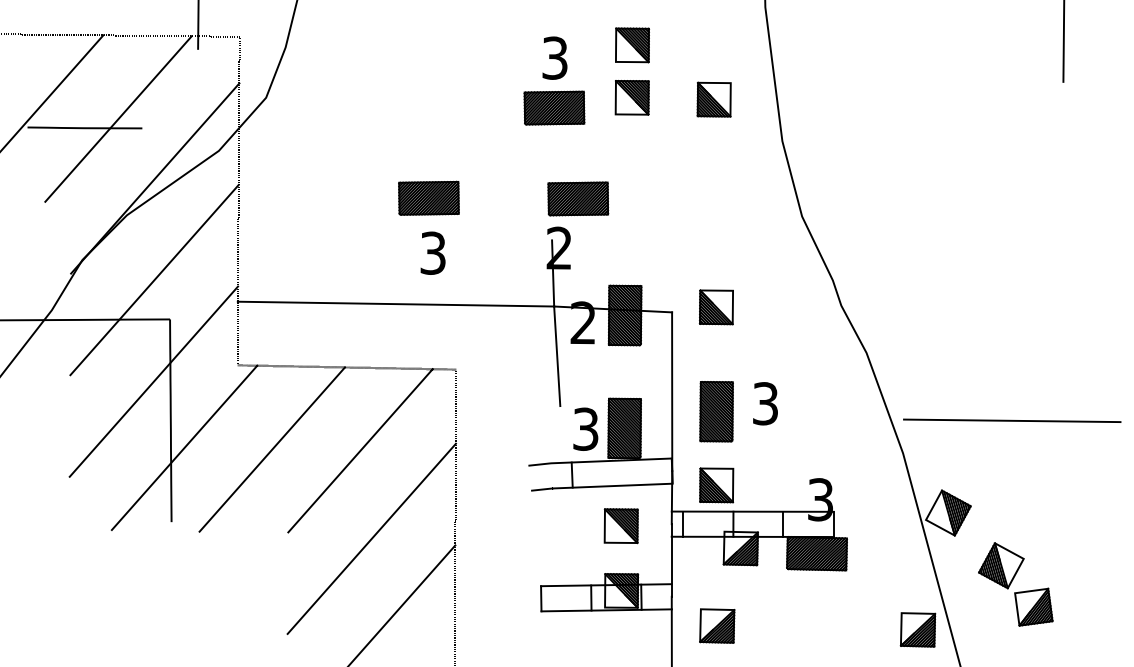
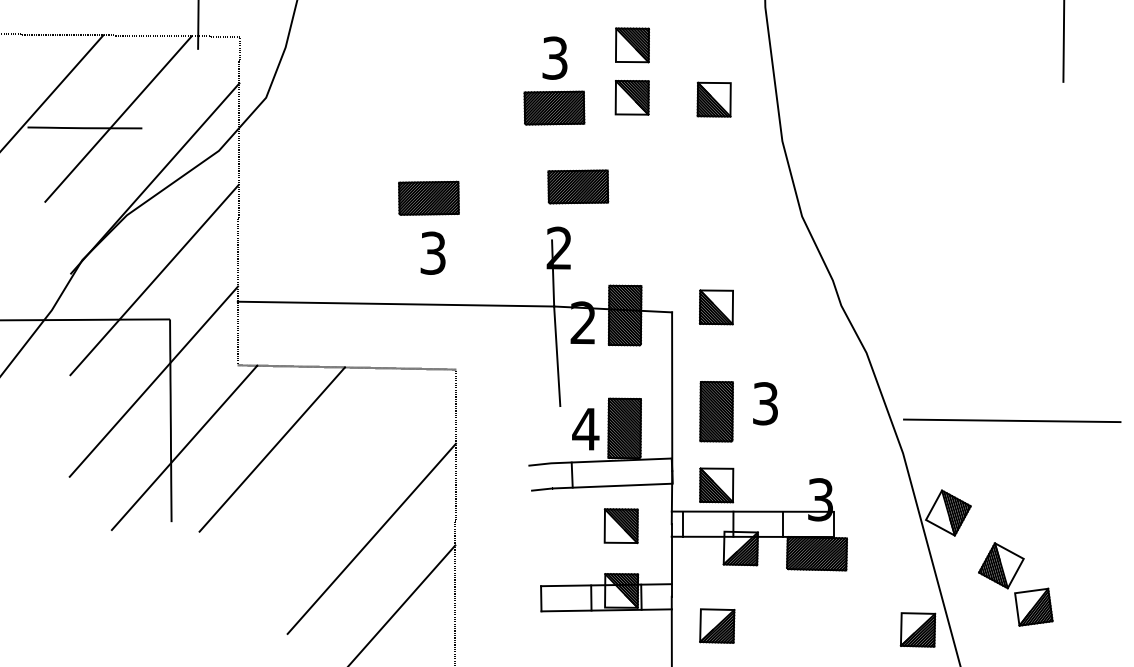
part position: (578, 198) -> (578, 186) (578, 186)
text: 3 -> 4 (585, 428)
line: present -> none (360, 450)
